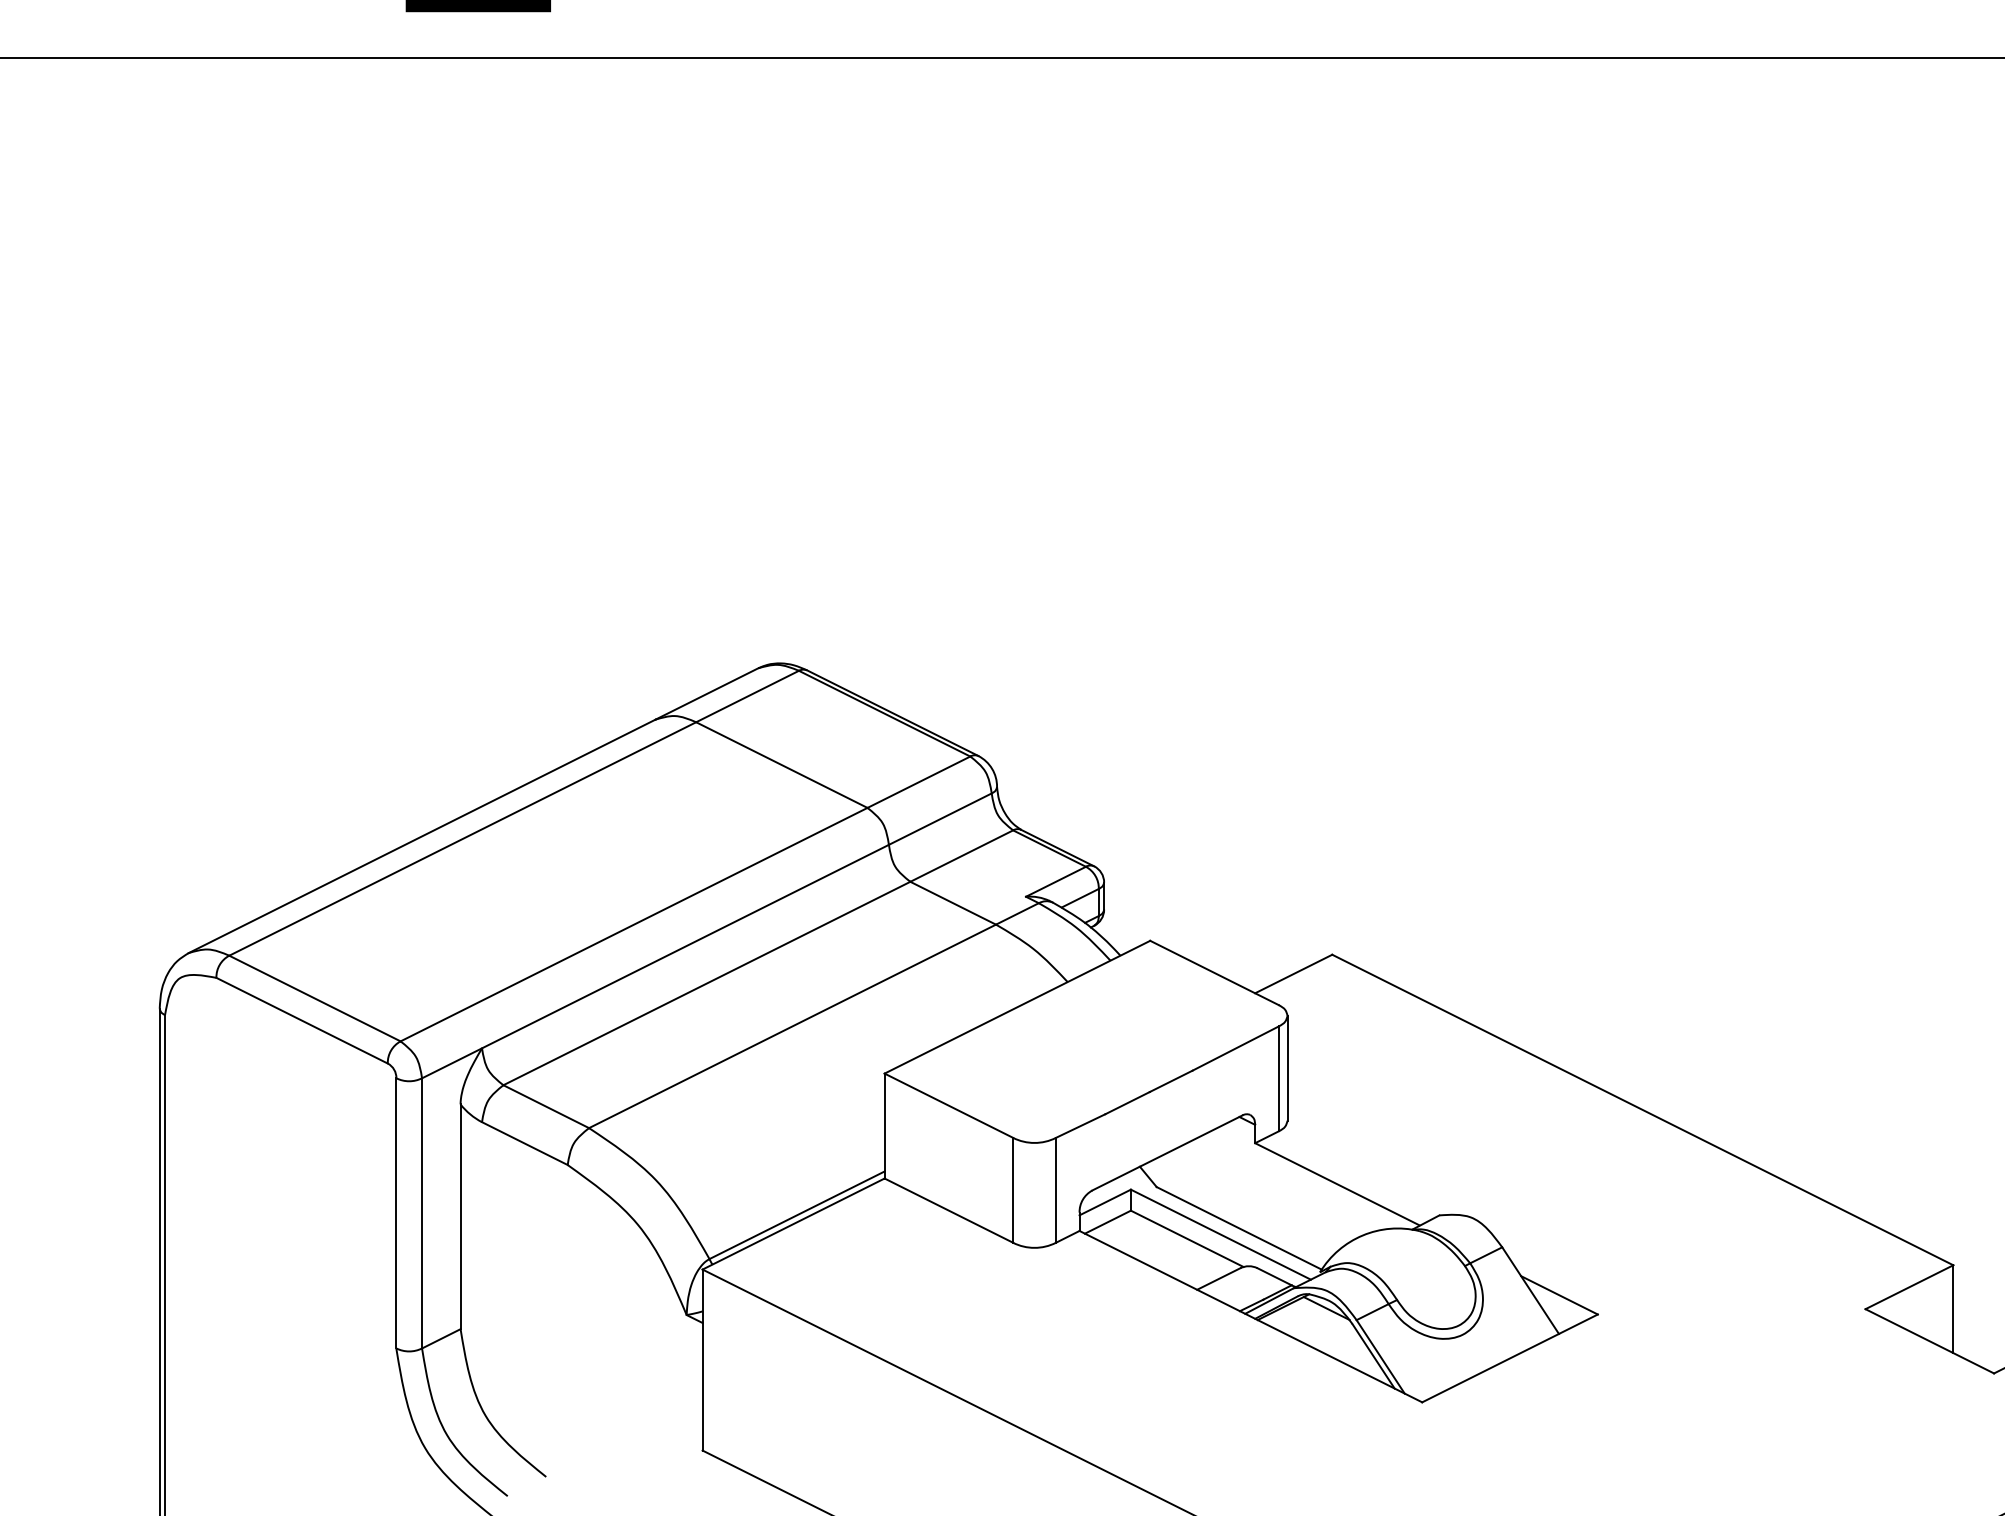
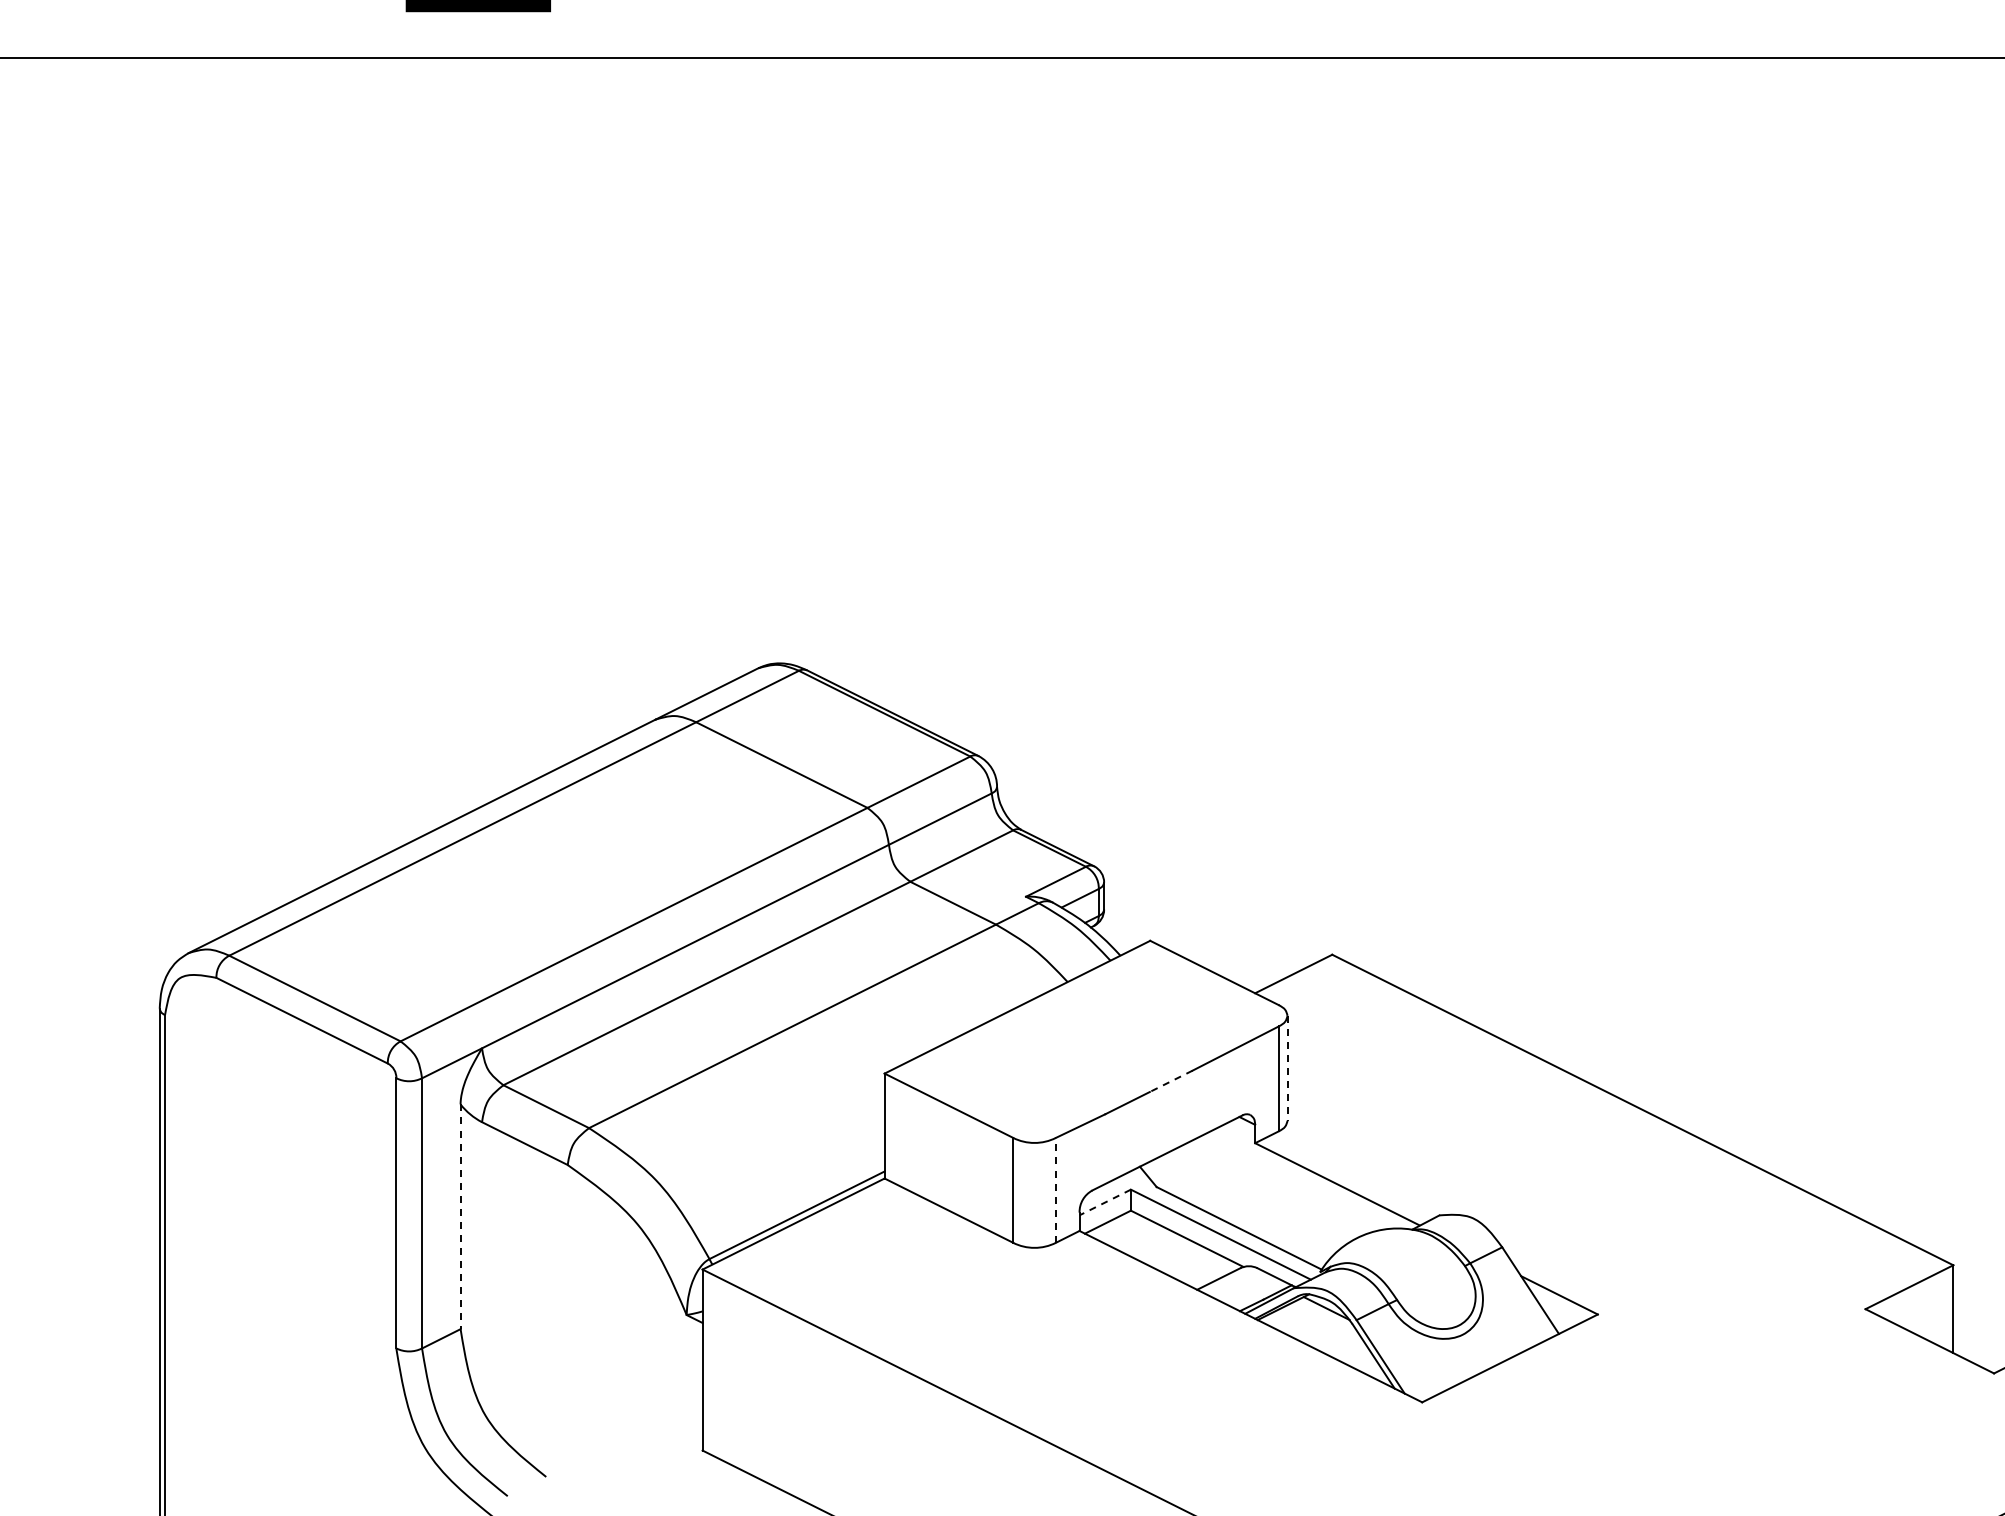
line: solid -> dashed (1287, 1068)
line: solid -> dashed (1171, 1081)
line: solid -> dashed (1056, 1189)
line: solid -> dashed (1105, 1202)
line: solid -> dashed (460, 1217)
